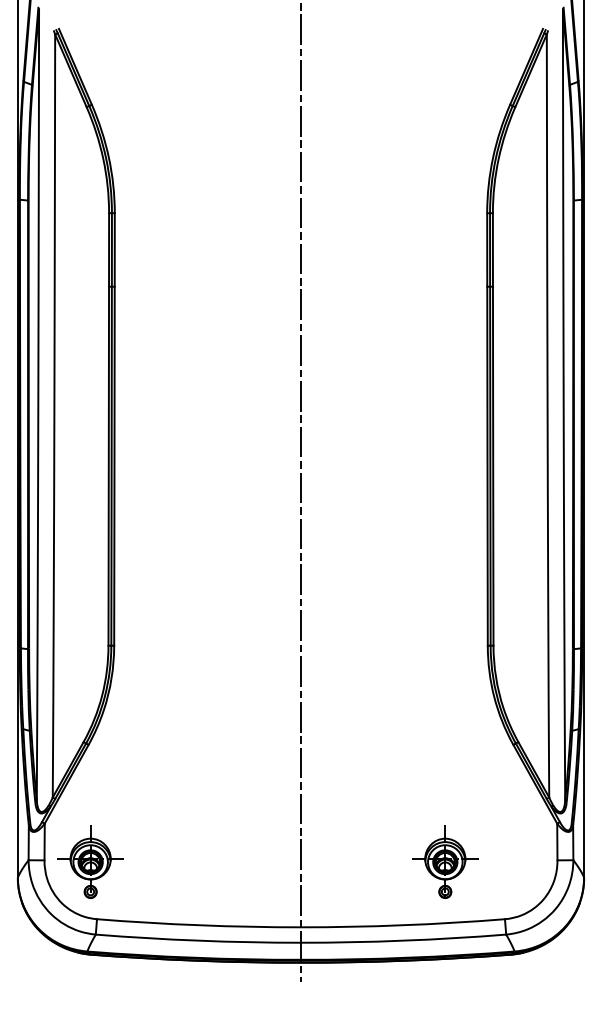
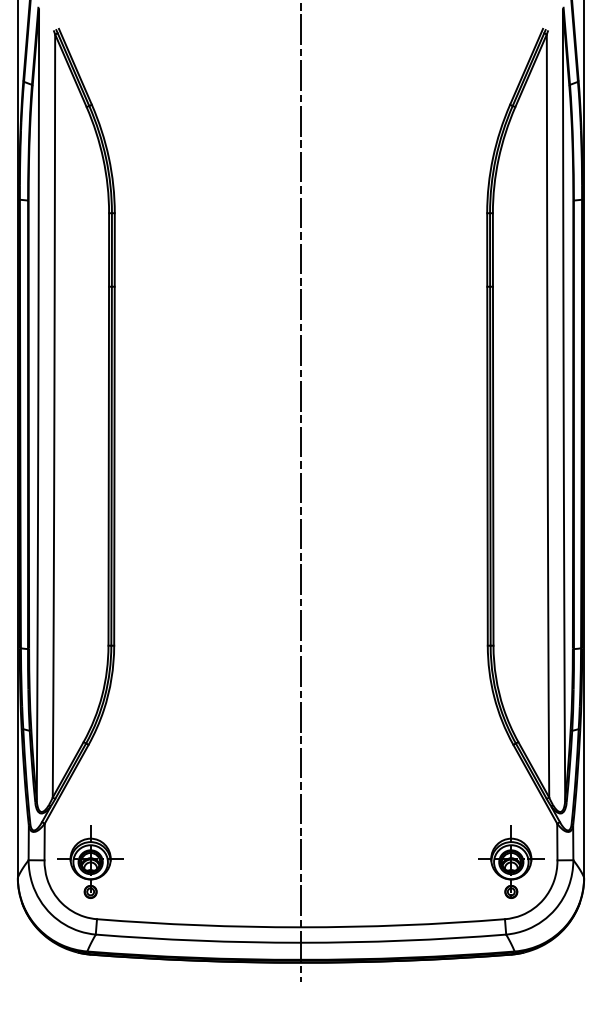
part position: (445, 861) -> (511, 861) (511, 861)
